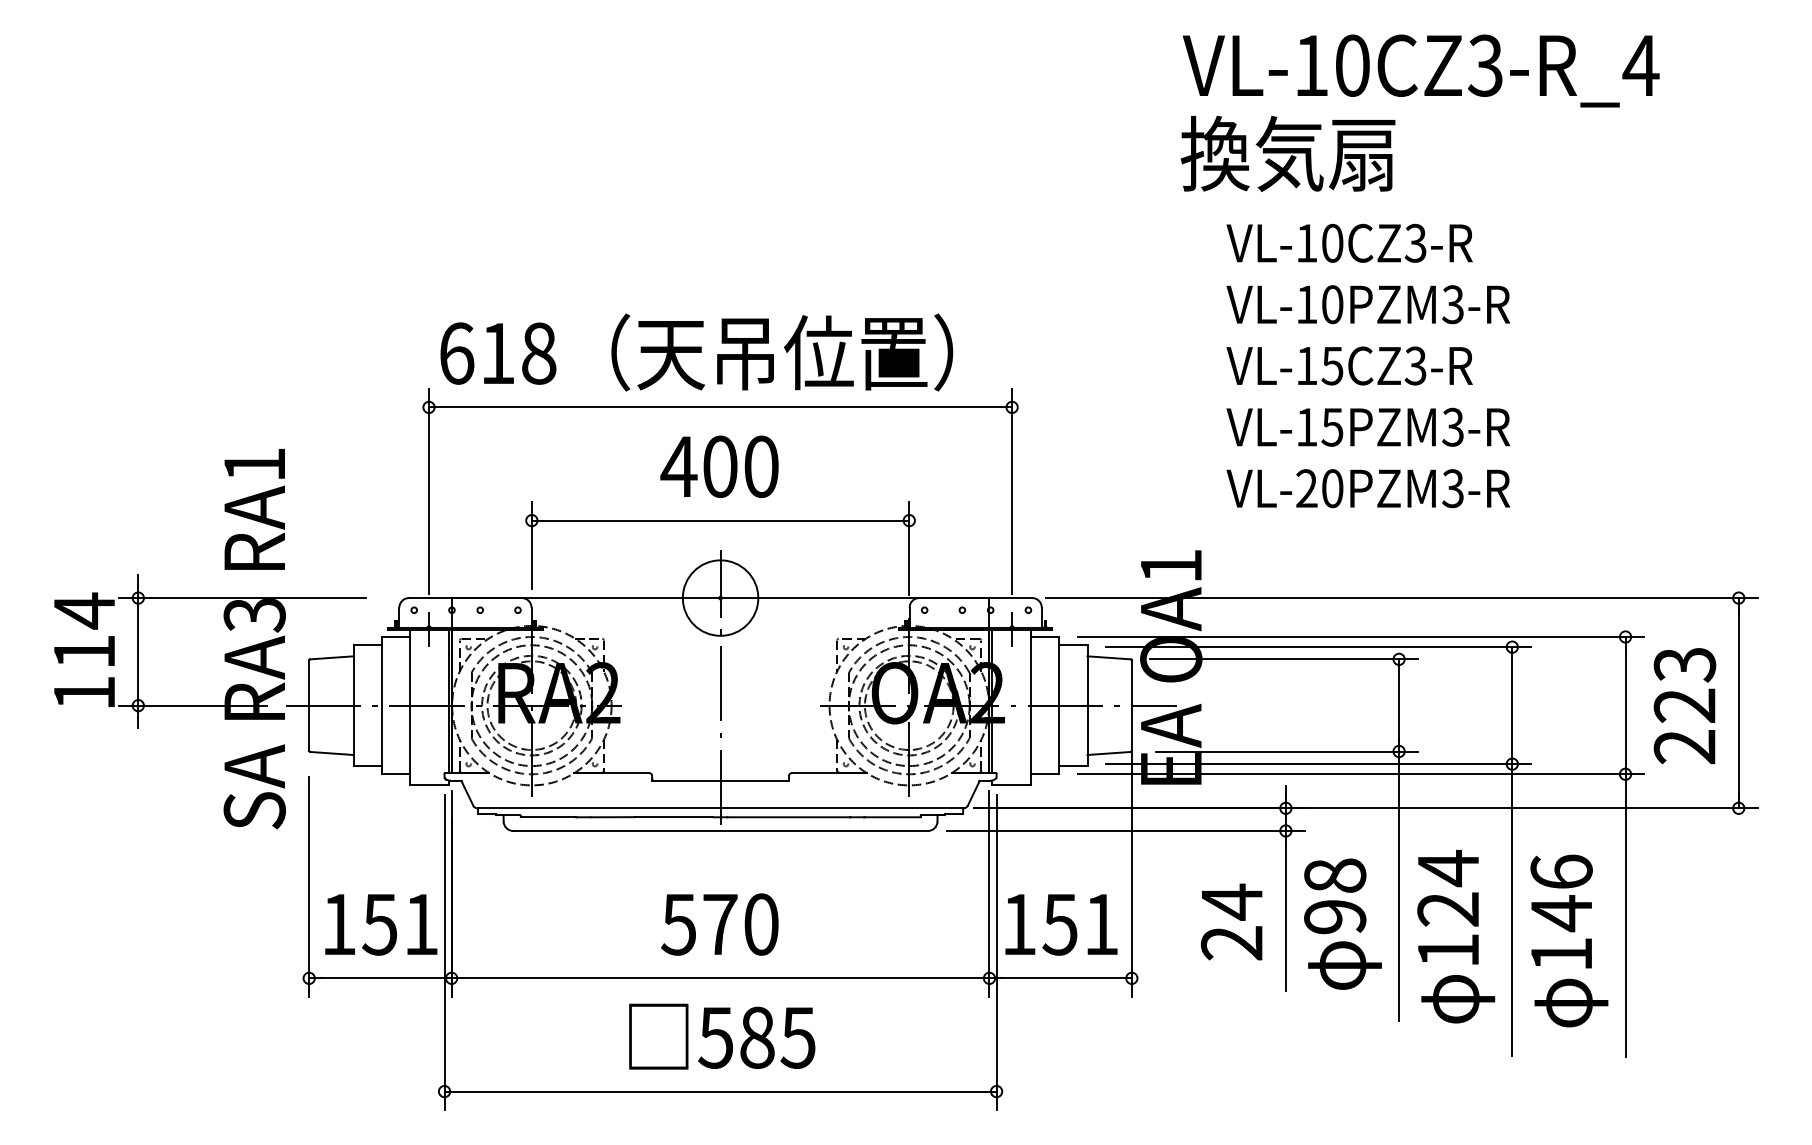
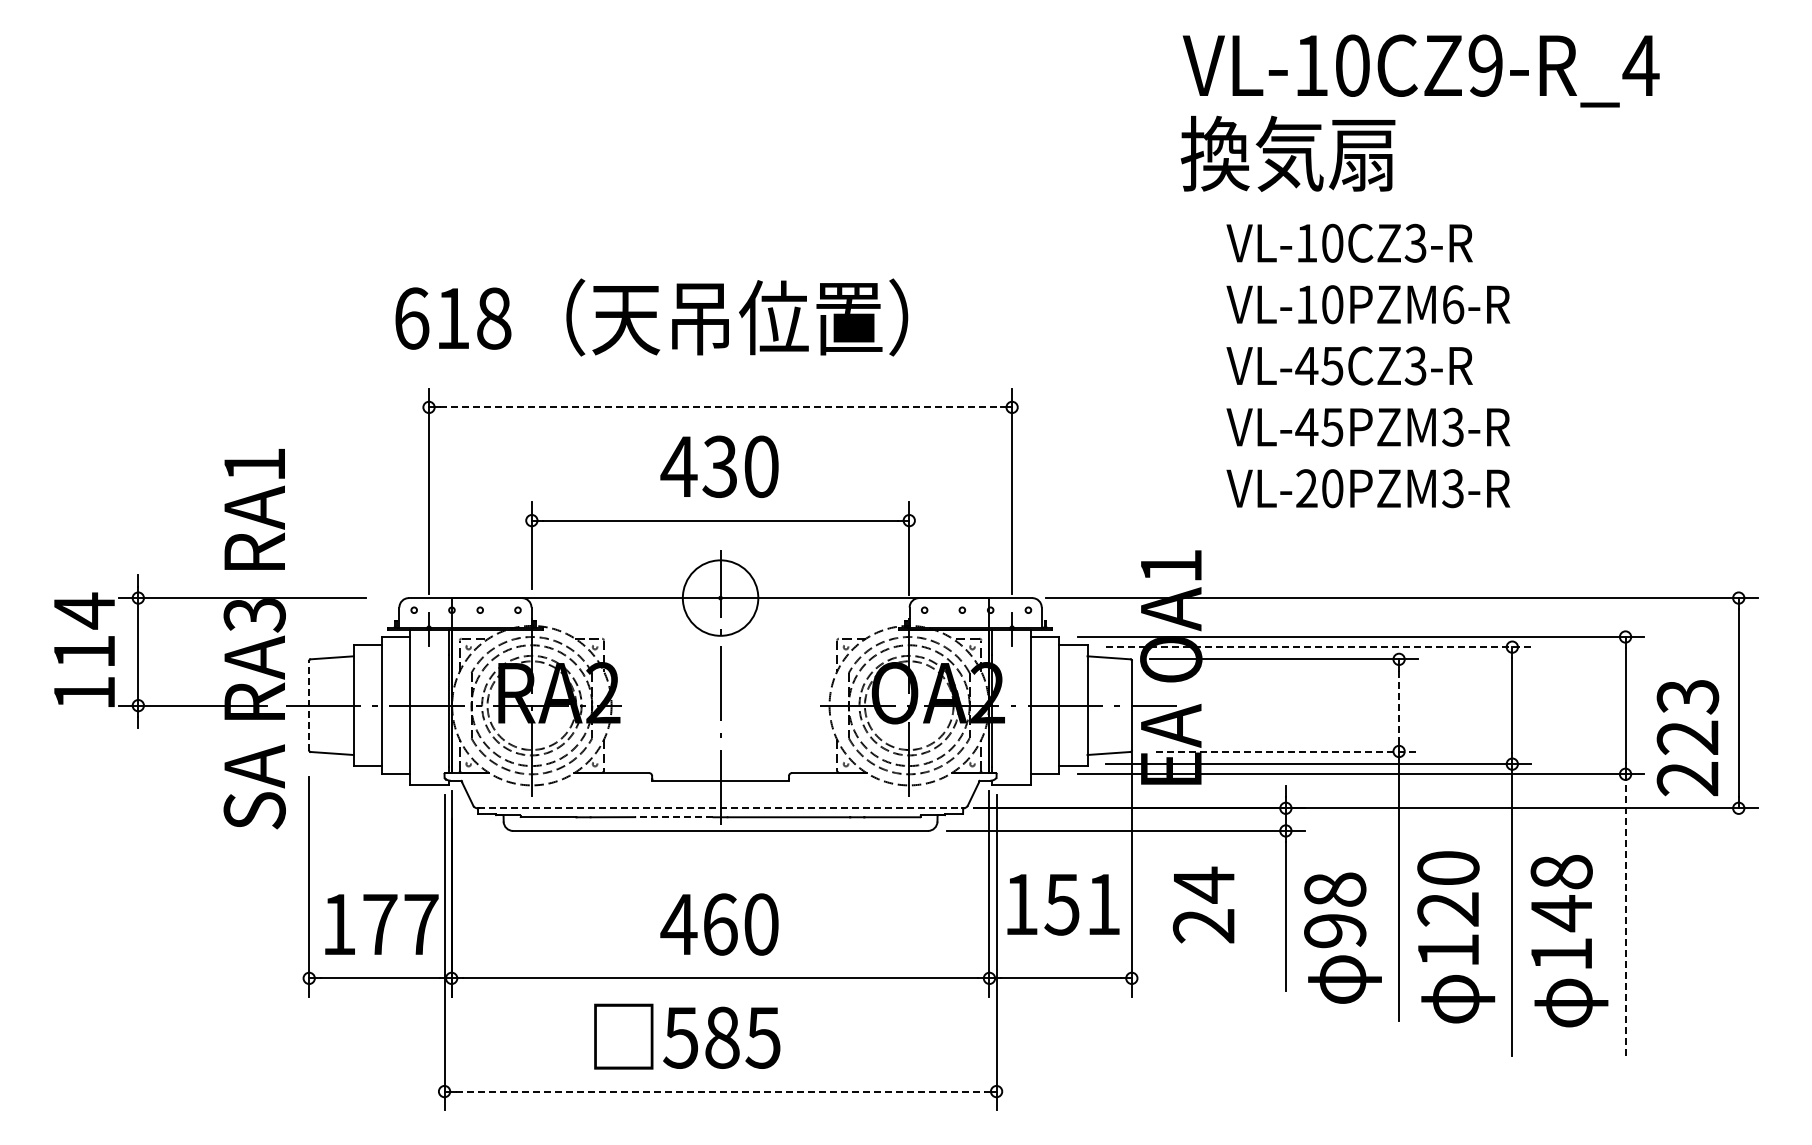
text: VL-10CZ3-R_4 -> VL-10CZ9-R_4 (1484, 65)
text: VL-10PZM3-R -> VL-10PZM6-R (1453, 304)
text position: (696, 352) -> (651, 317) (651, 317)
text: VL-15CZ3-R -> VL-45CZ3-R (1306, 365)
line: solid -> dashed (721, 407)
text: VL-15PZM3-R -> VL-45PZM3-R (1306, 427)
text: 400 -> 430 (719, 466)
line: solid -> dashed (1319, 647)
line: solid -> dashed (309, 705)
line: solid -> dashed (1399, 705)
text position: (1684, 706) -> (1687, 738) (1687, 738)
line: solid -> dashed (1287, 751)
line: solid -> dashed (721, 808)
line: solid -> dashed (673, 817)
text: 124 -> 120 (1448, 868)
text: 146 -> 148 (1561, 871)
line: solid -> dashed (1625, 916)
text position: (1231, 921) -> (1203, 904) (1203, 904)
text position: (1342, 923) -> (1342, 937) (1342, 937)
text: 151 -> 177 (400, 924)
text: 570 -> 460 (698, 924)
text position: (1061, 924) -> (1063, 904) (1063, 904)
text position: (722, 1036) -> (687, 1036) (687, 1036)
line: solid -> dashed (720, 1091)
